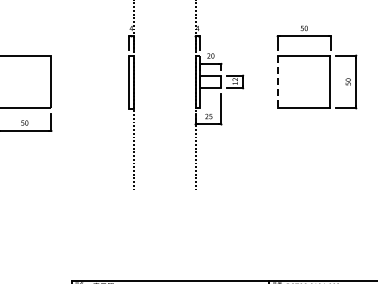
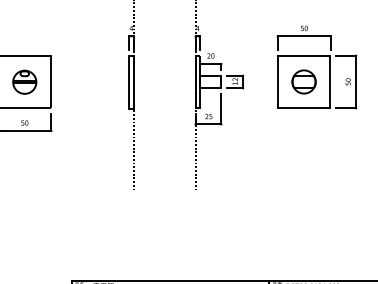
part: none -> present (24, 81)
part: none -> present (303, 81)
line: dashed -> solid (277, 82)
